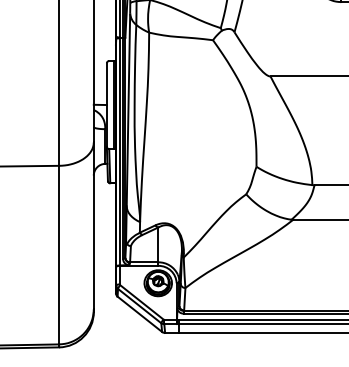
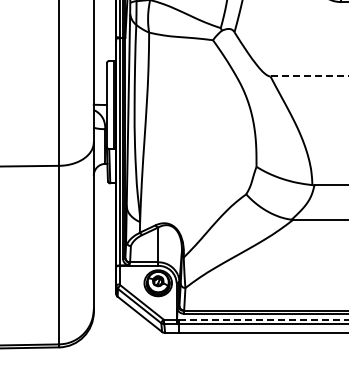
line: solid -> dashed (309, 76)
line: solid -> dashed (264, 319)
